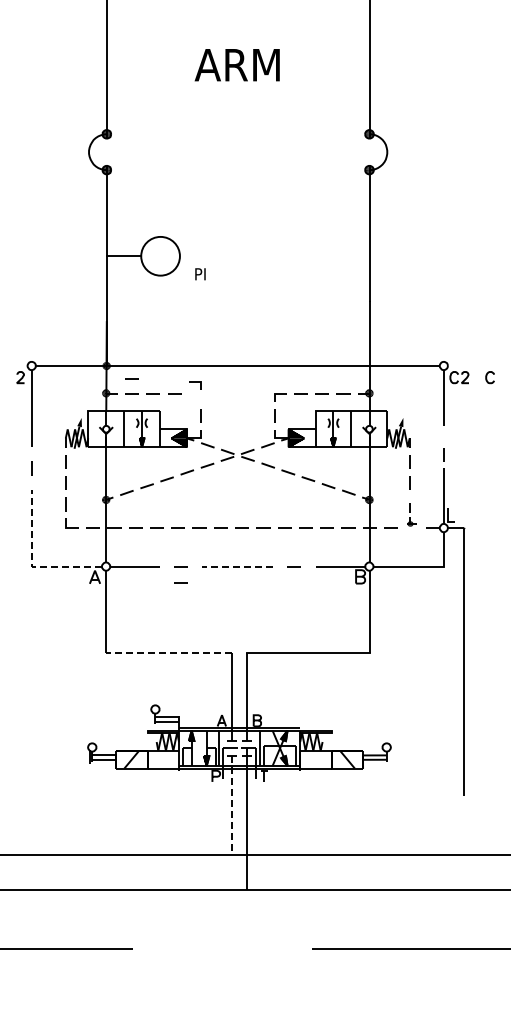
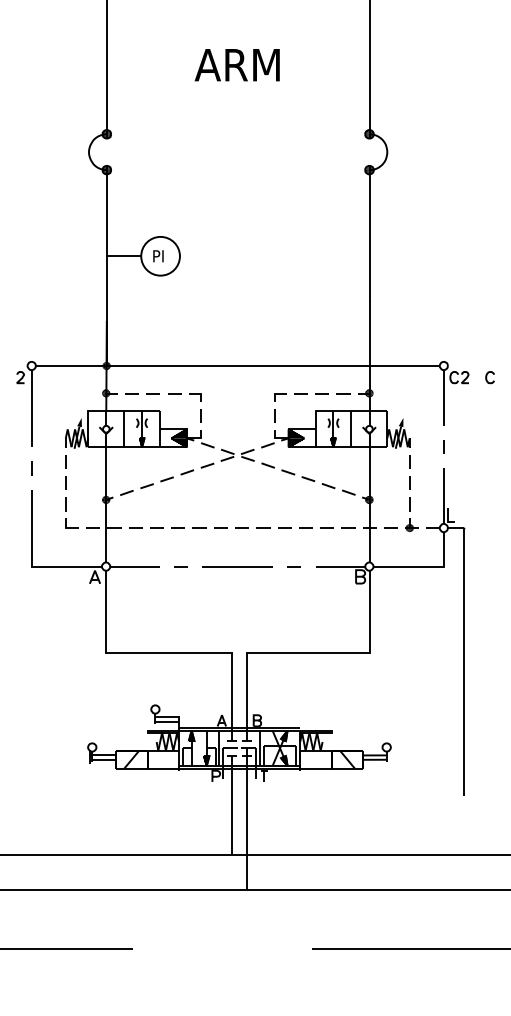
text position: (200, 274) -> (158, 256) (158, 256)
line: present -> none (131, 378)
line position: (195, 382) -> (195, 394) (195, 394)
line position: (443, 454) -> (443, 446) (443, 446)
part size: 10x24 px -> 14x35 px (411, 514)
line: dashed -> solid (31, 563)
line: dashed -> solid (237, 566)
line: present -> none (180, 582)
line: dashed -> solid (169, 653)
line: dashed -> solid (231, 805)
